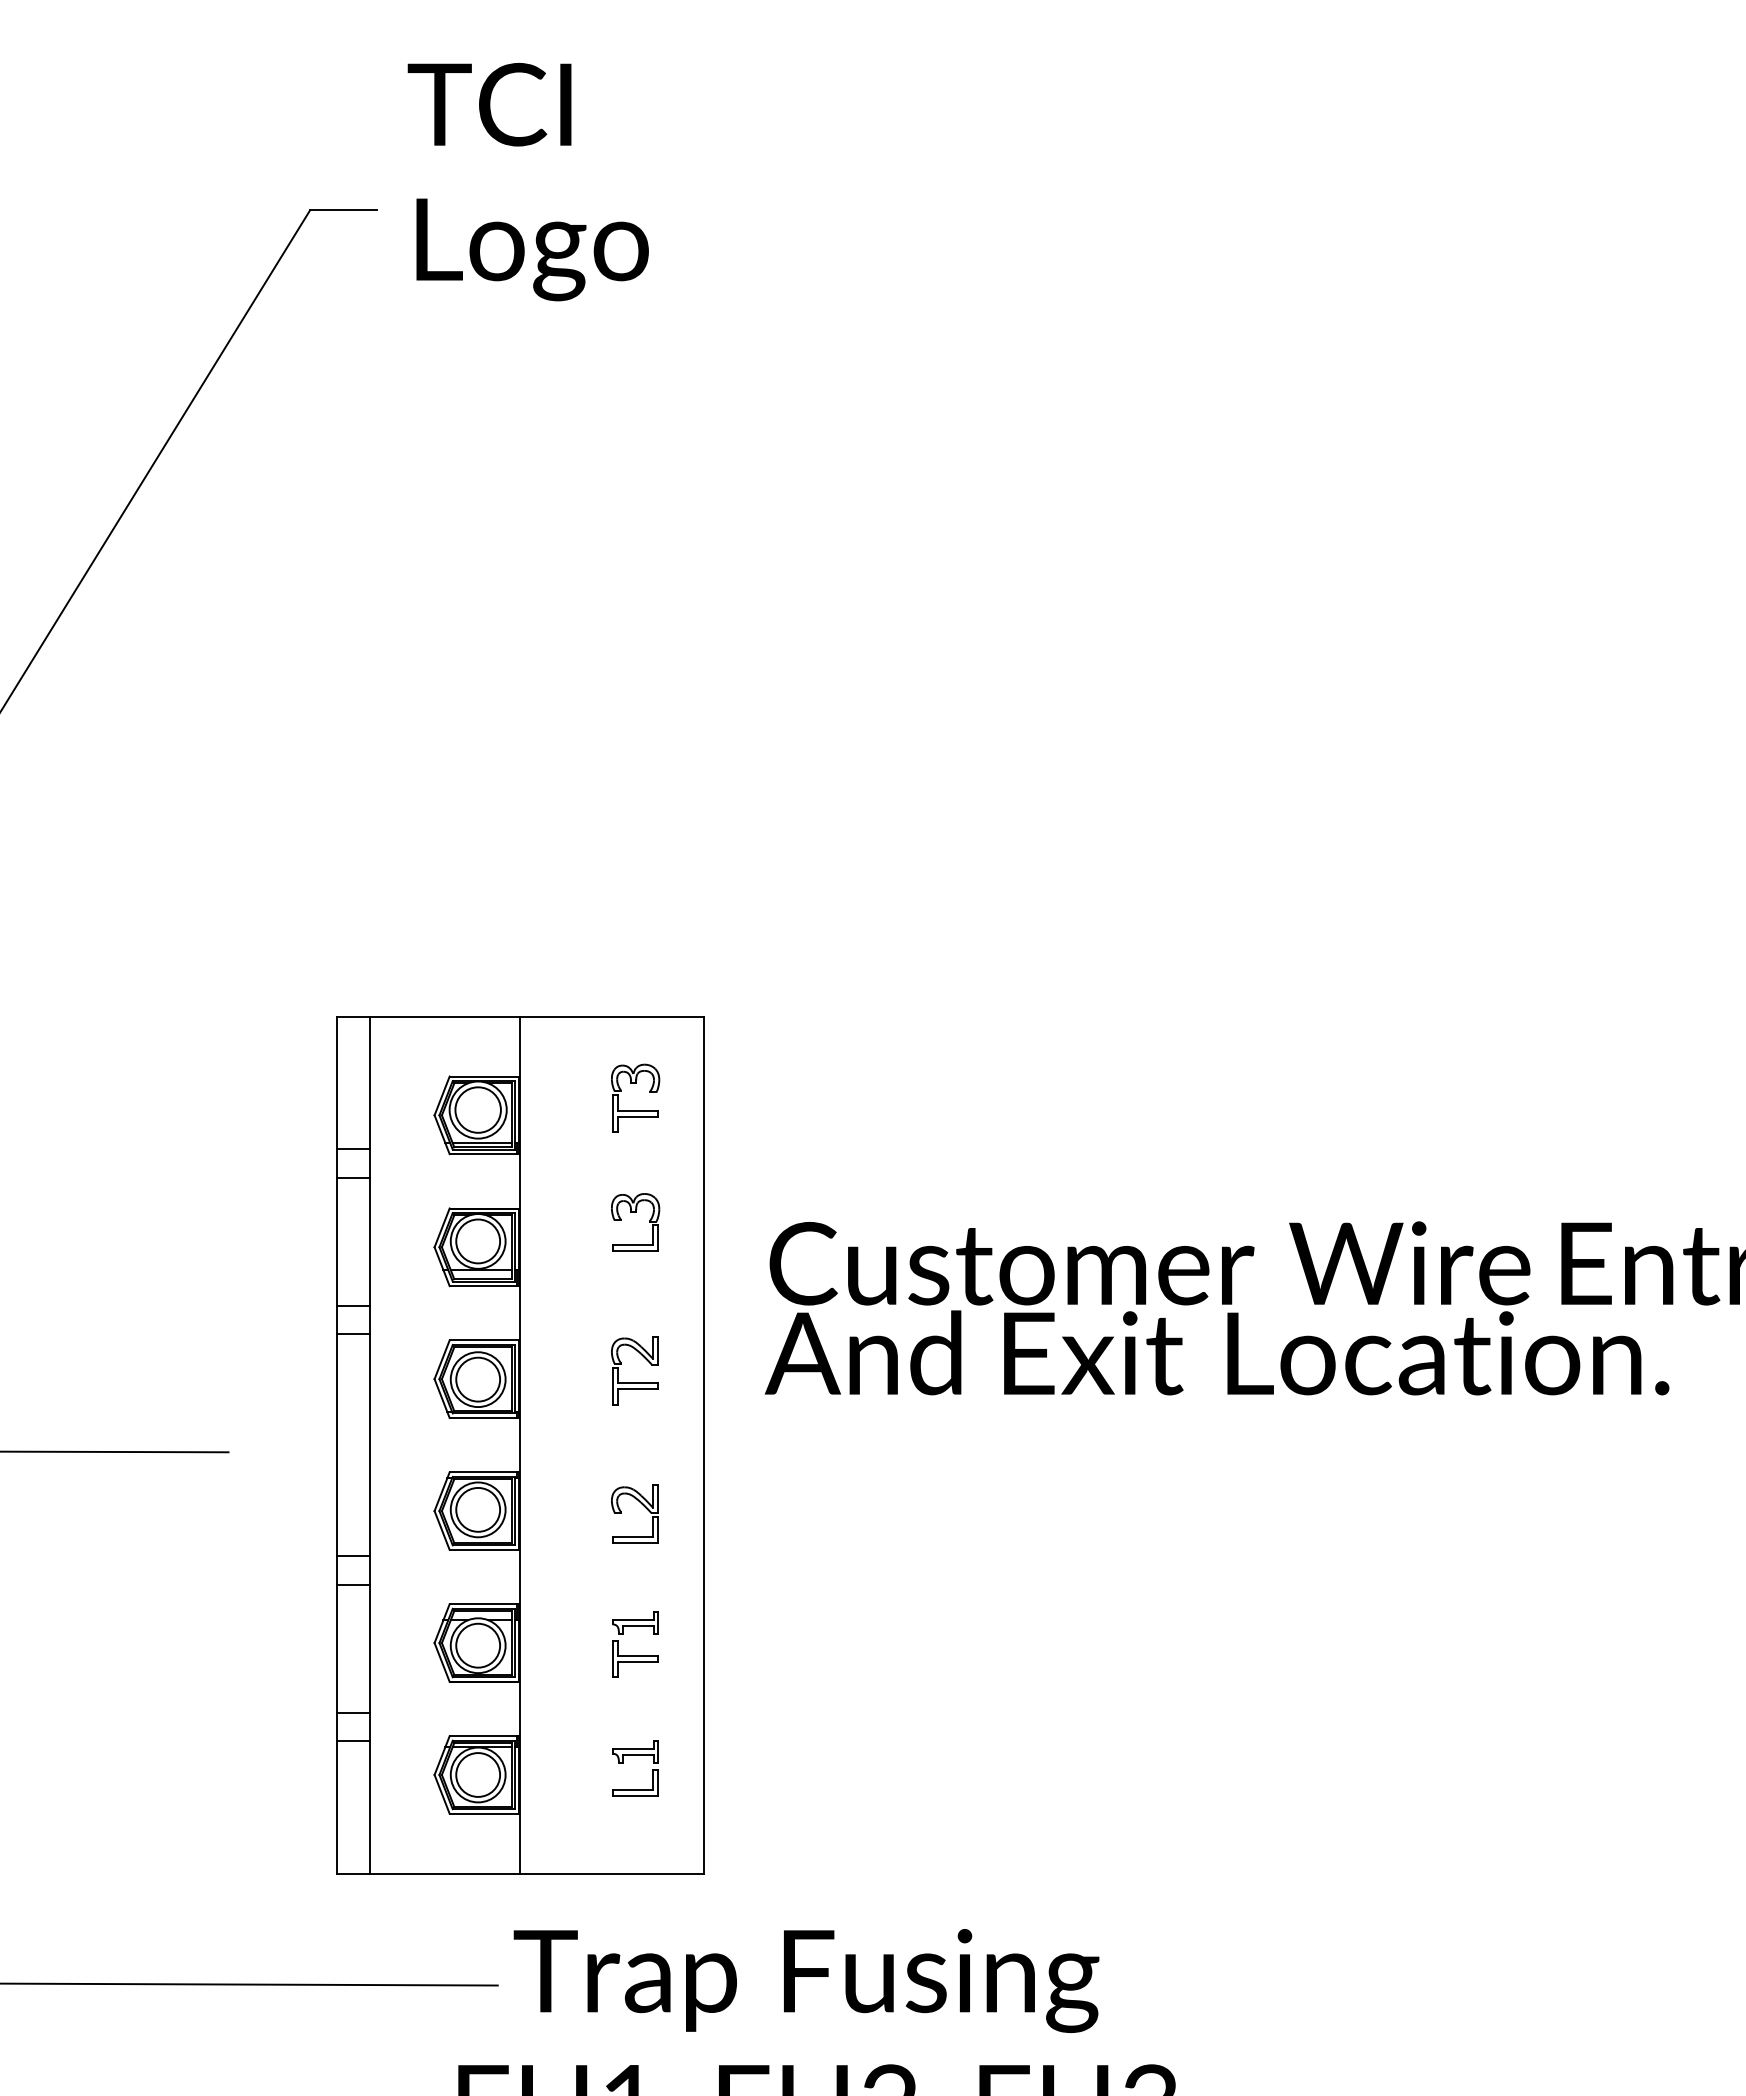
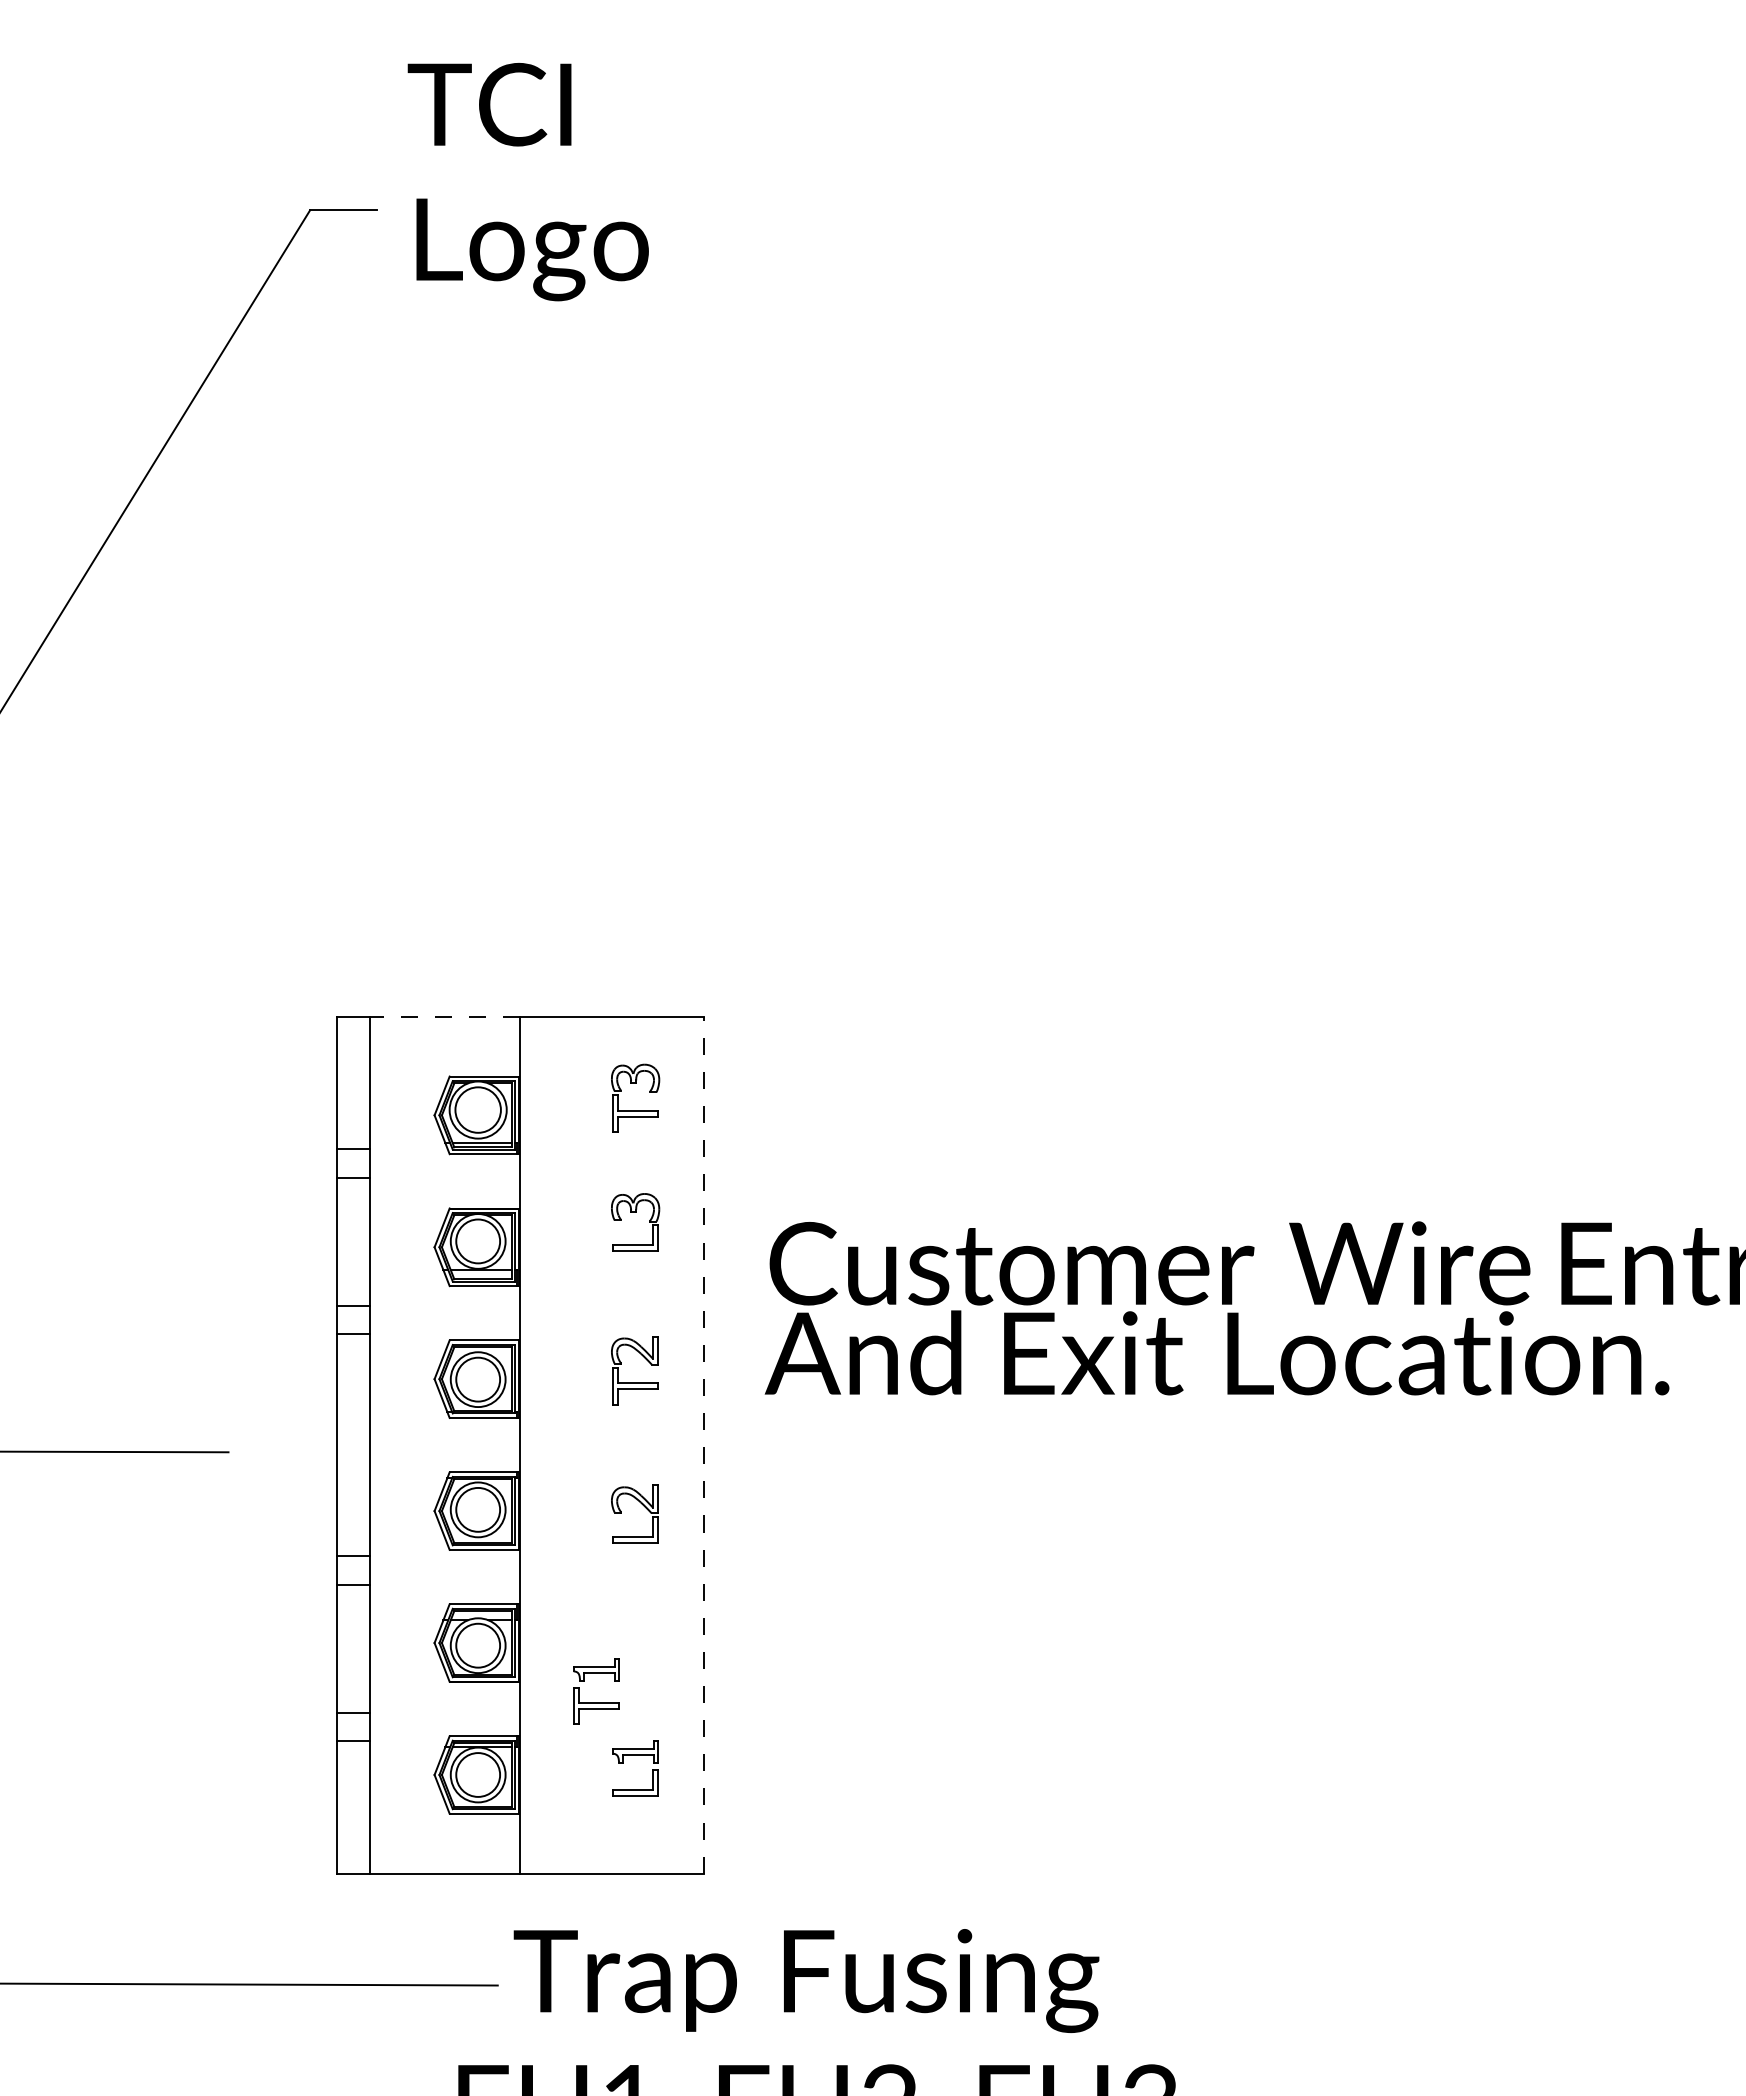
line: solid -> dashed (444, 1016)
line: solid -> dashed (704, 1445)
part position: (635, 1655) -> (596, 1702) (596, 1702)
